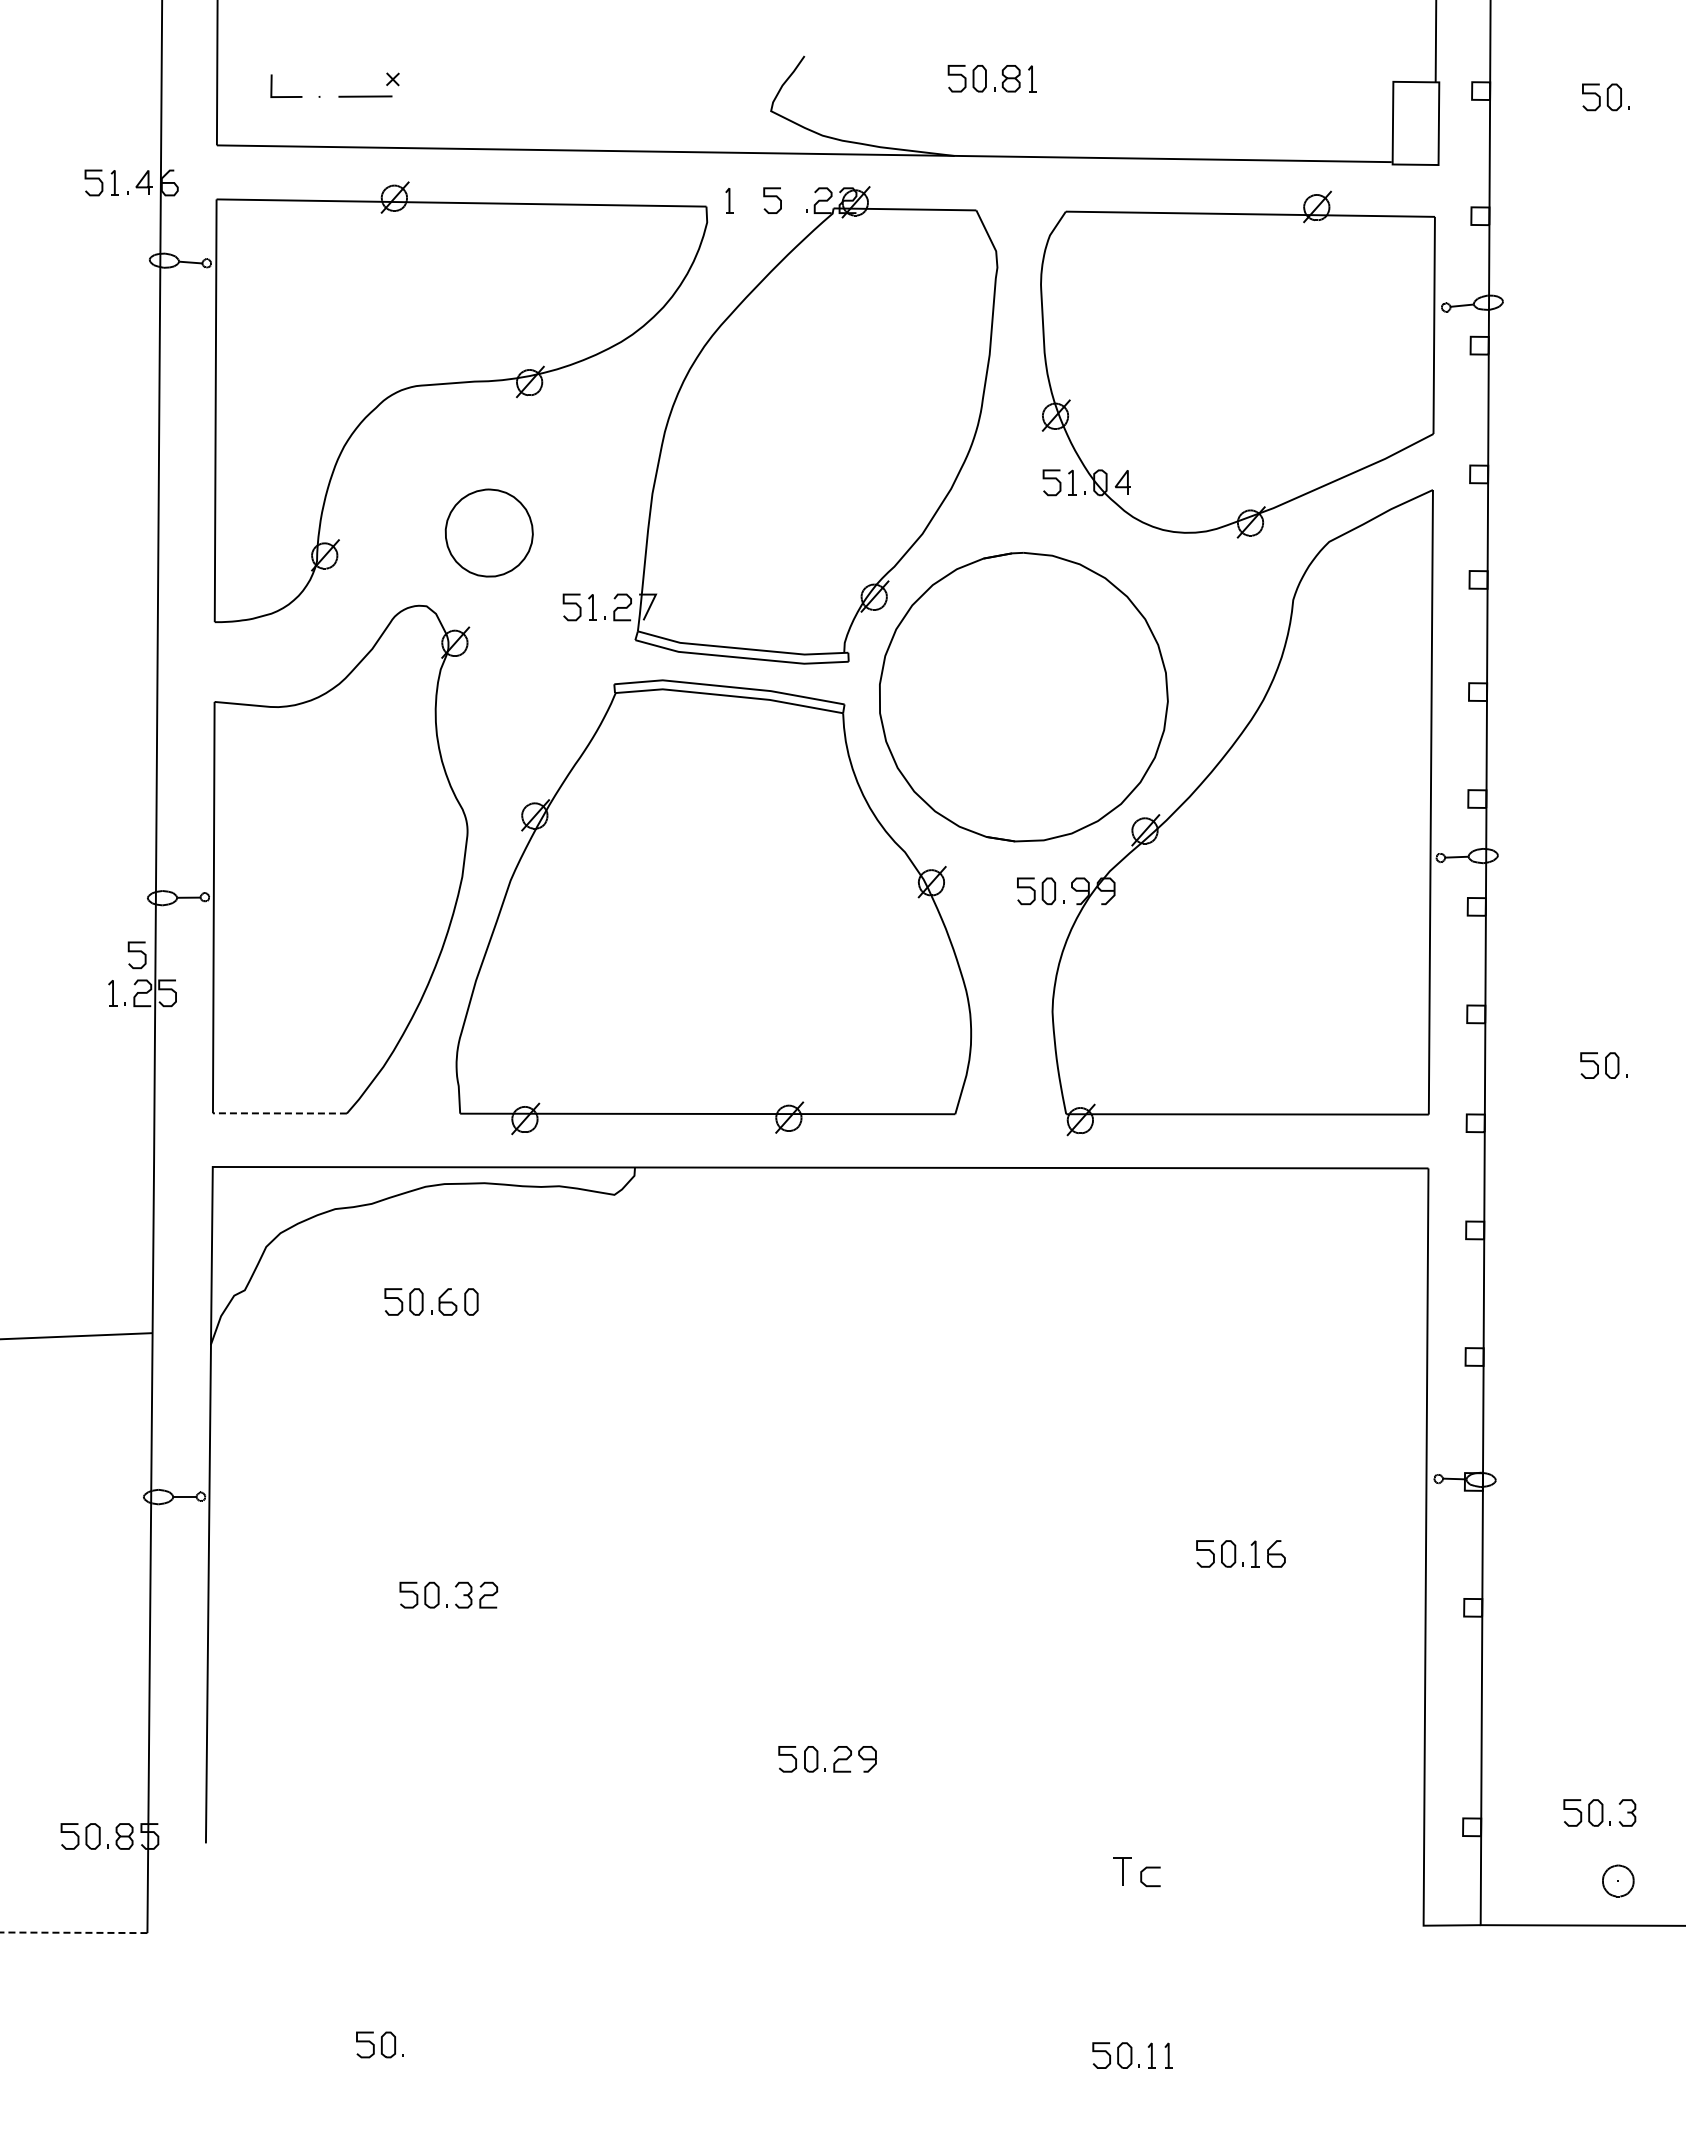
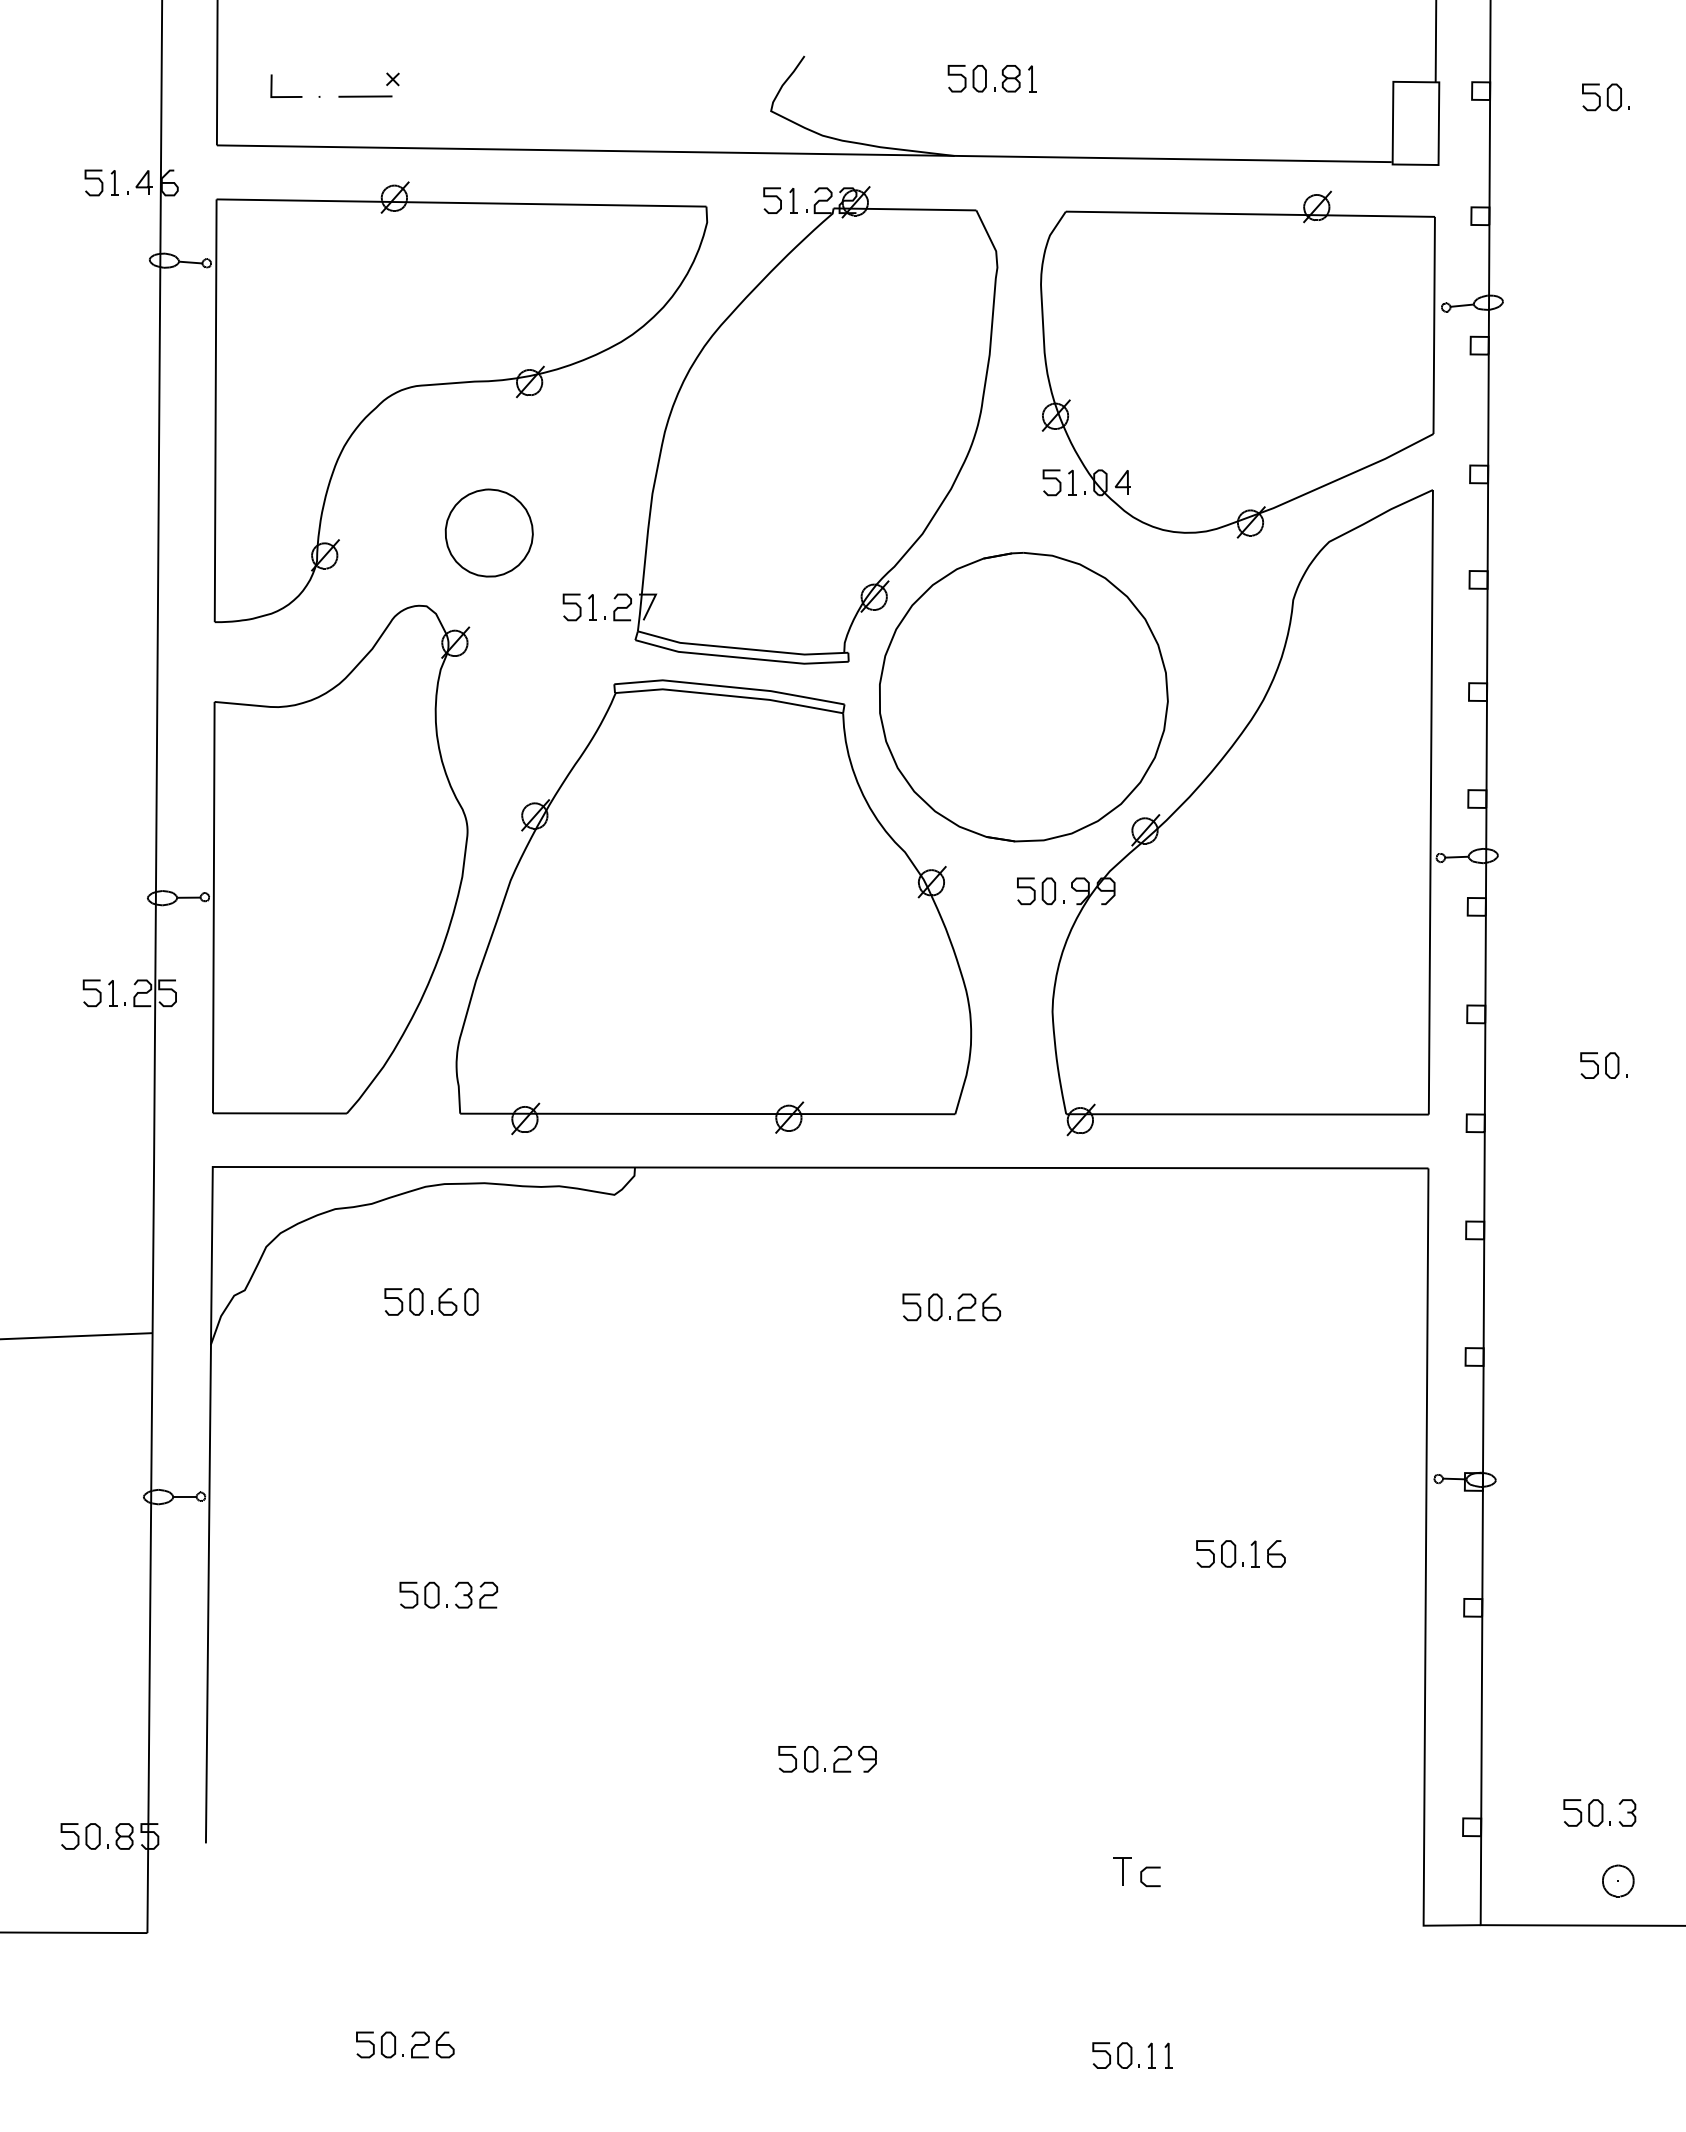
part position: (729, 200) -> (793, 200) (793, 200)
curve position: (136, 952) -> (91, 990) (91, 990)
line: dashed -> solid (279, 1113)
part: none -> present (957, 1310)
line: dashed -> solid (73, 1932)
part: none -> present (432, 2044)
